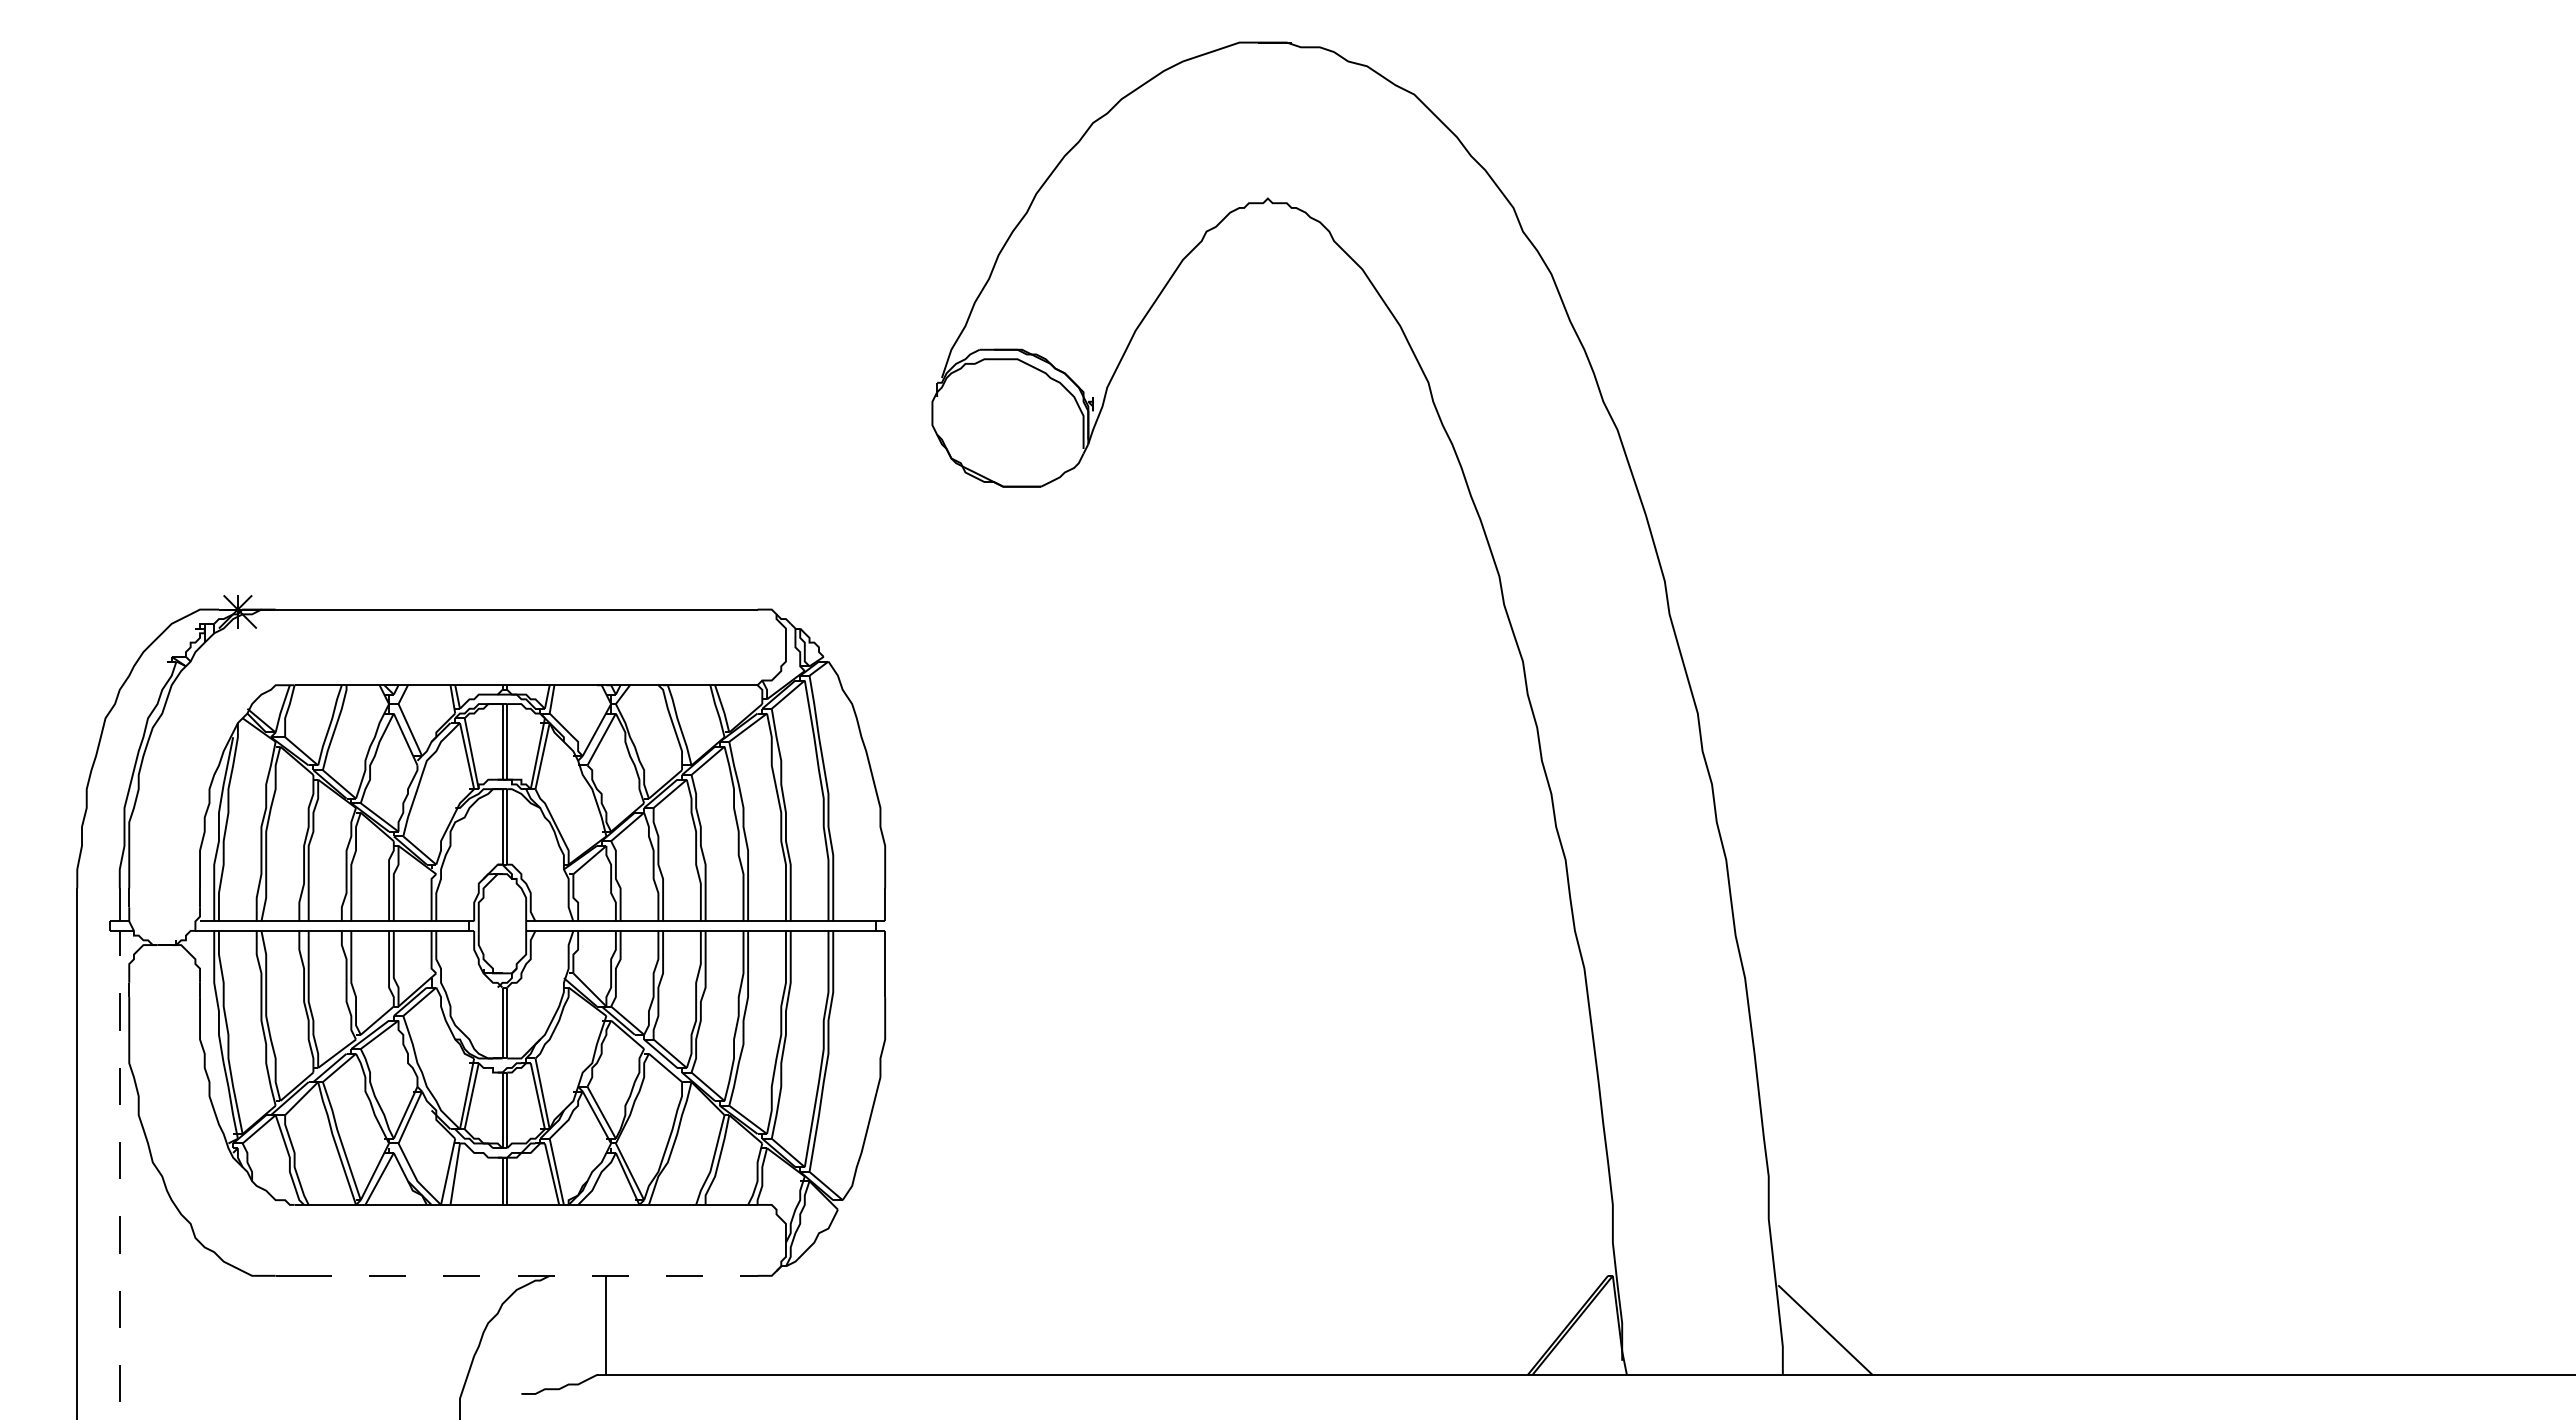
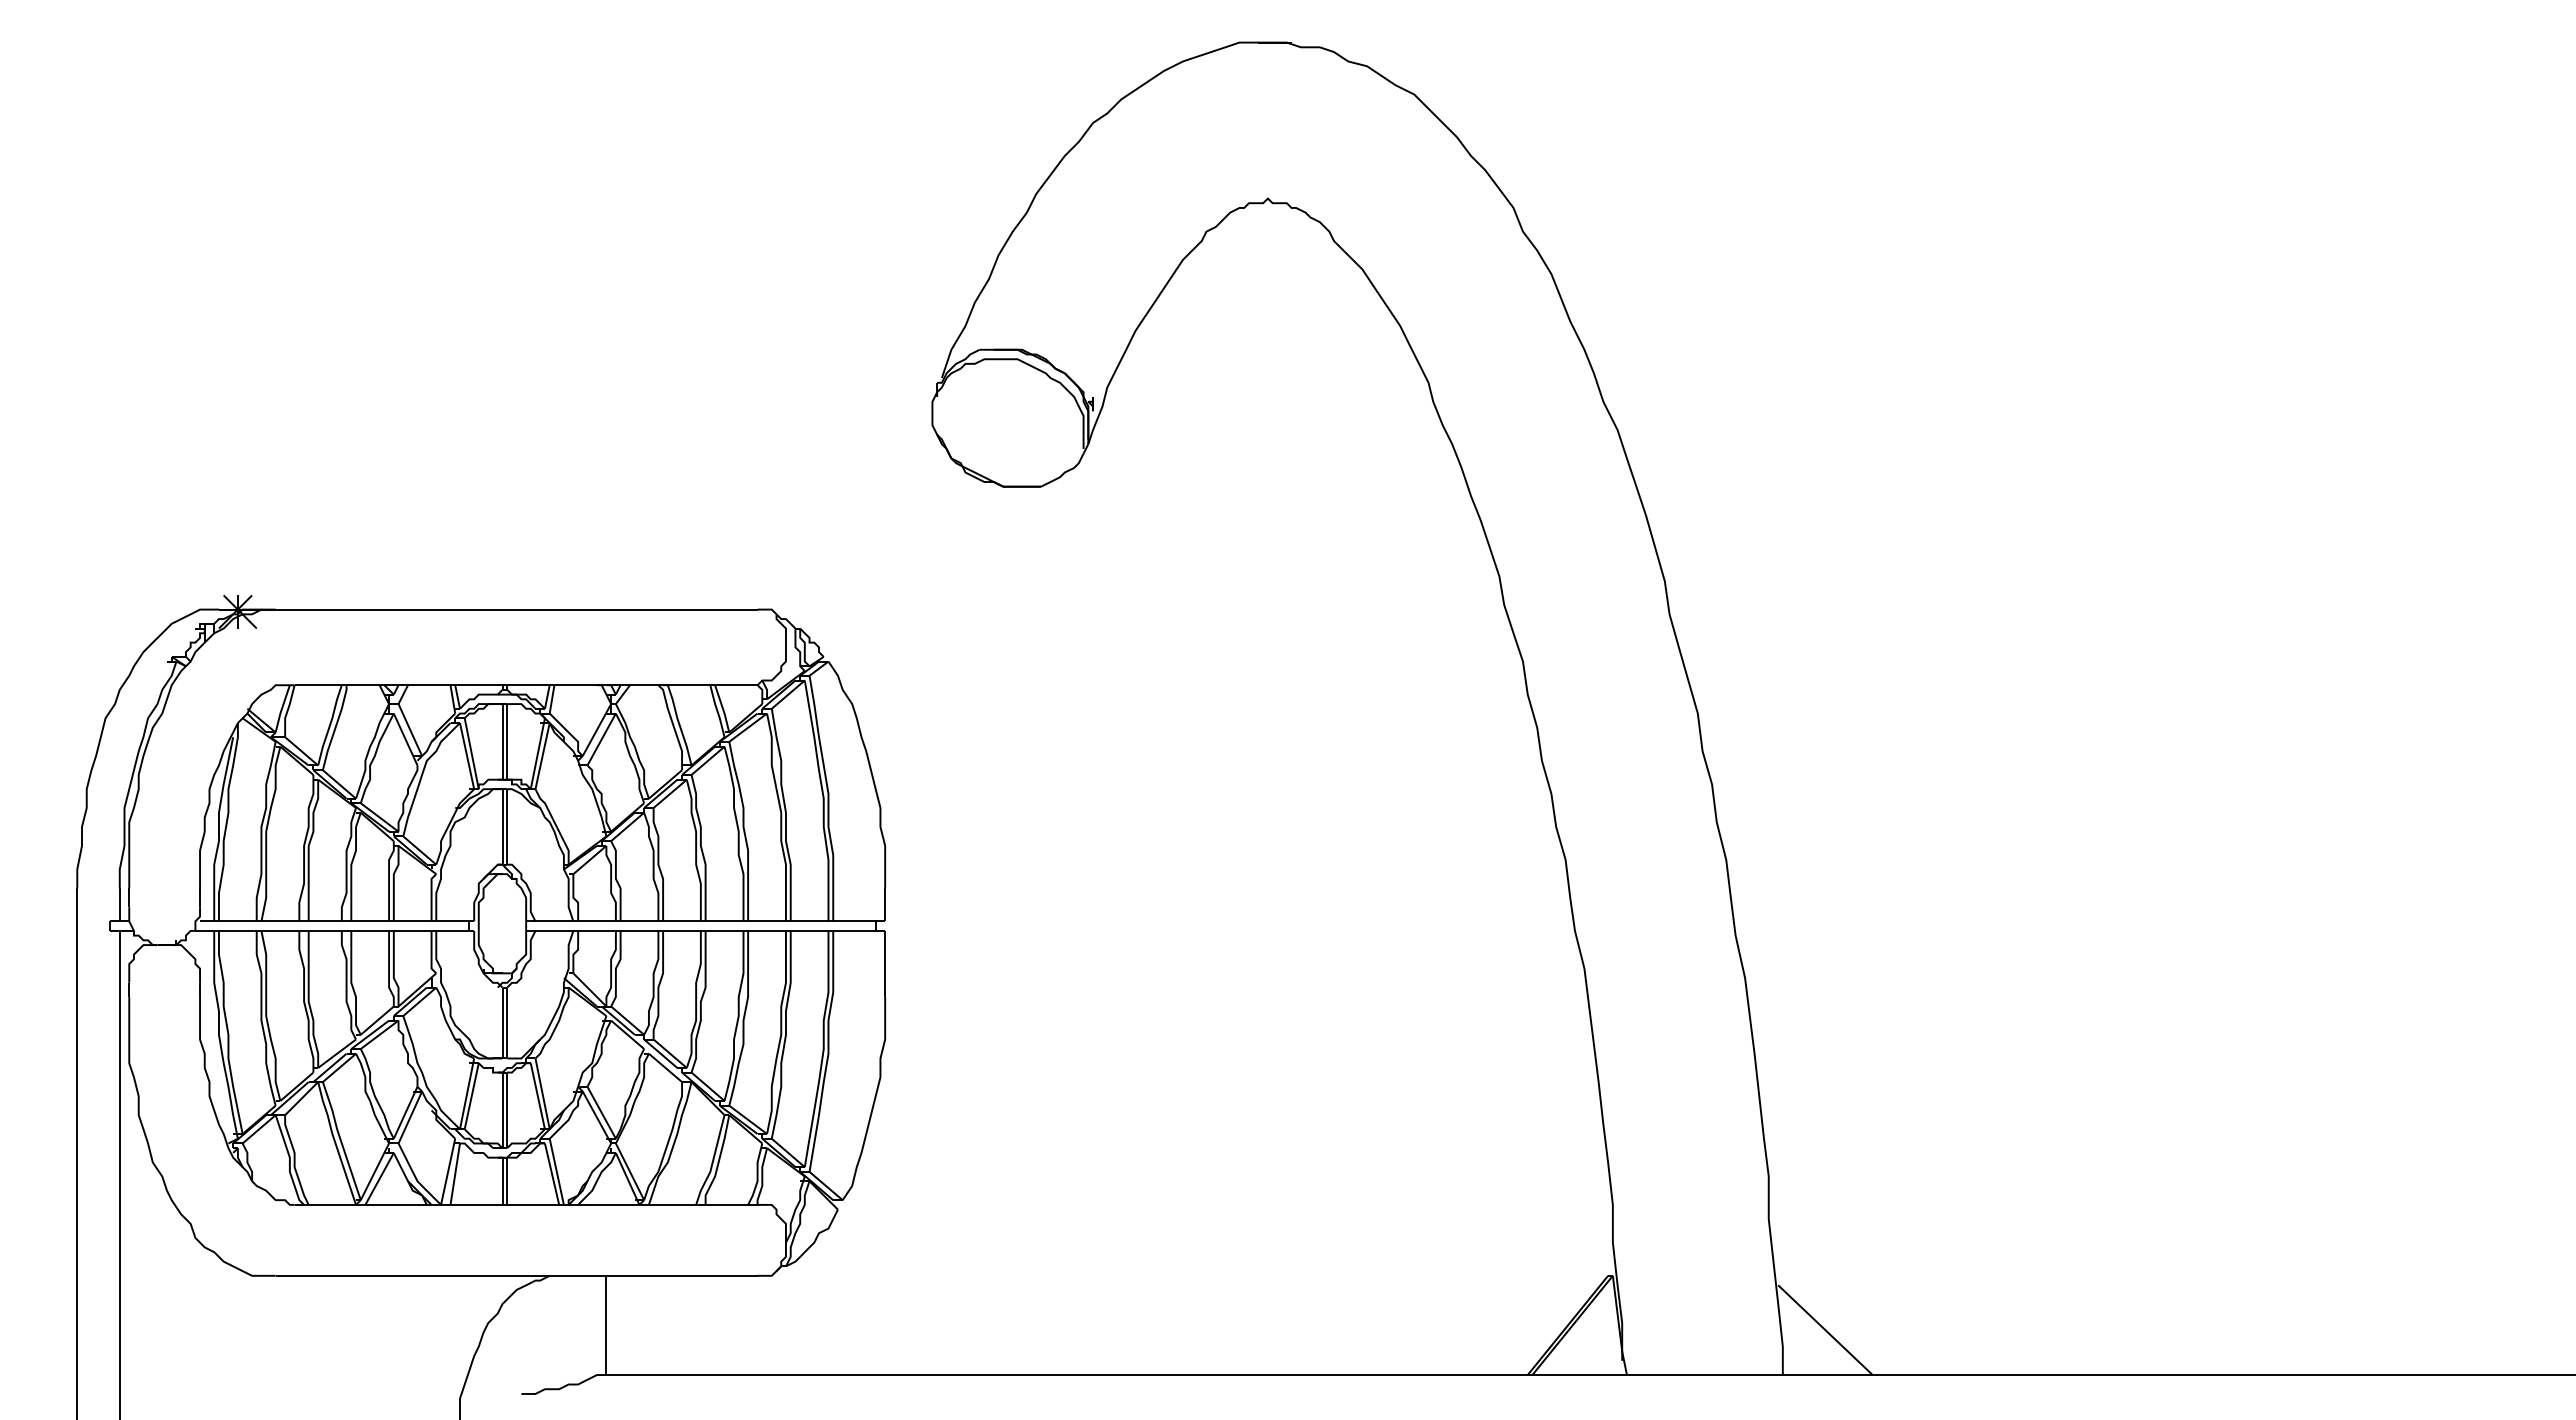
line: dashed -> solid (119, 1174)
line: dashed -> solid (526, 1275)
